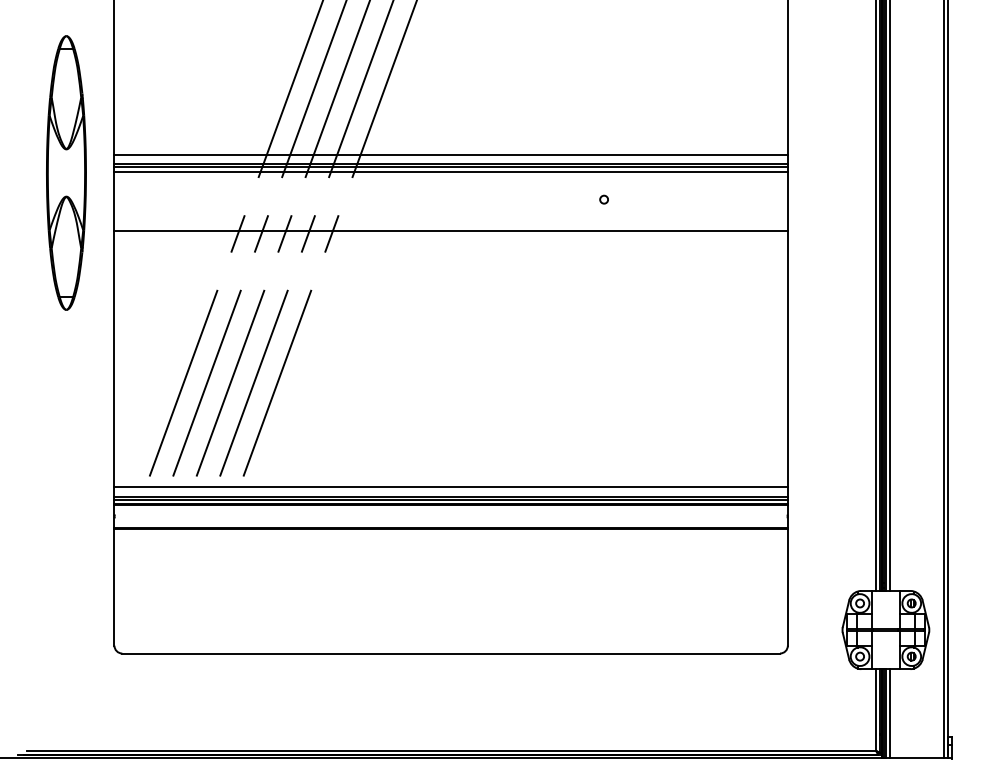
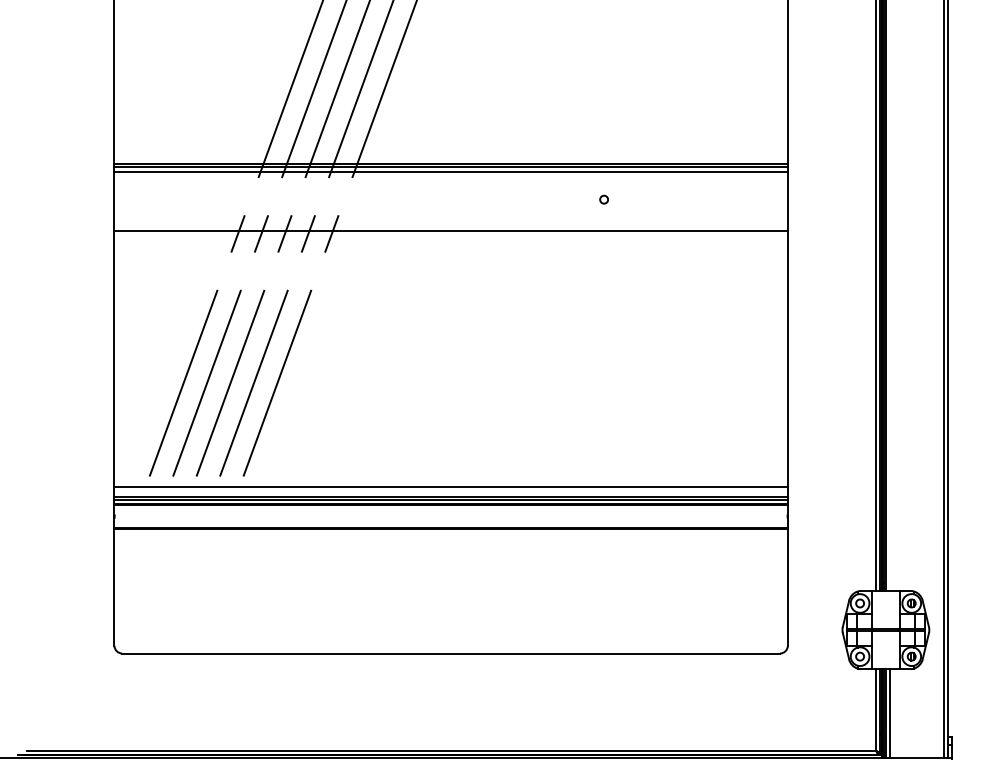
line: present -> none (450, 154)
part: present -> none (66, 172)
line: present -> none (890, 296)
